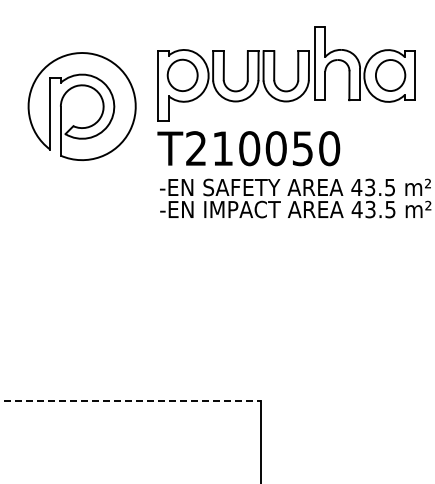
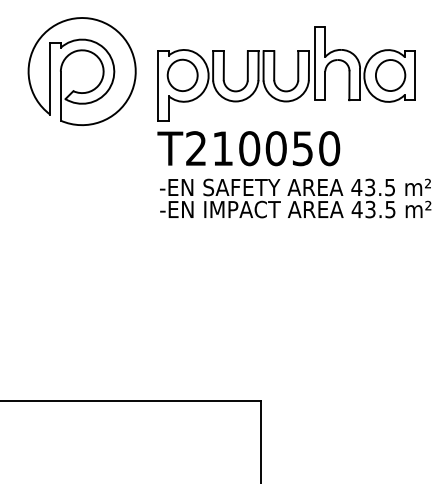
part position: (81, 106) -> (81, 71) (81, 71)
line: dashed -> solid (130, 401)
